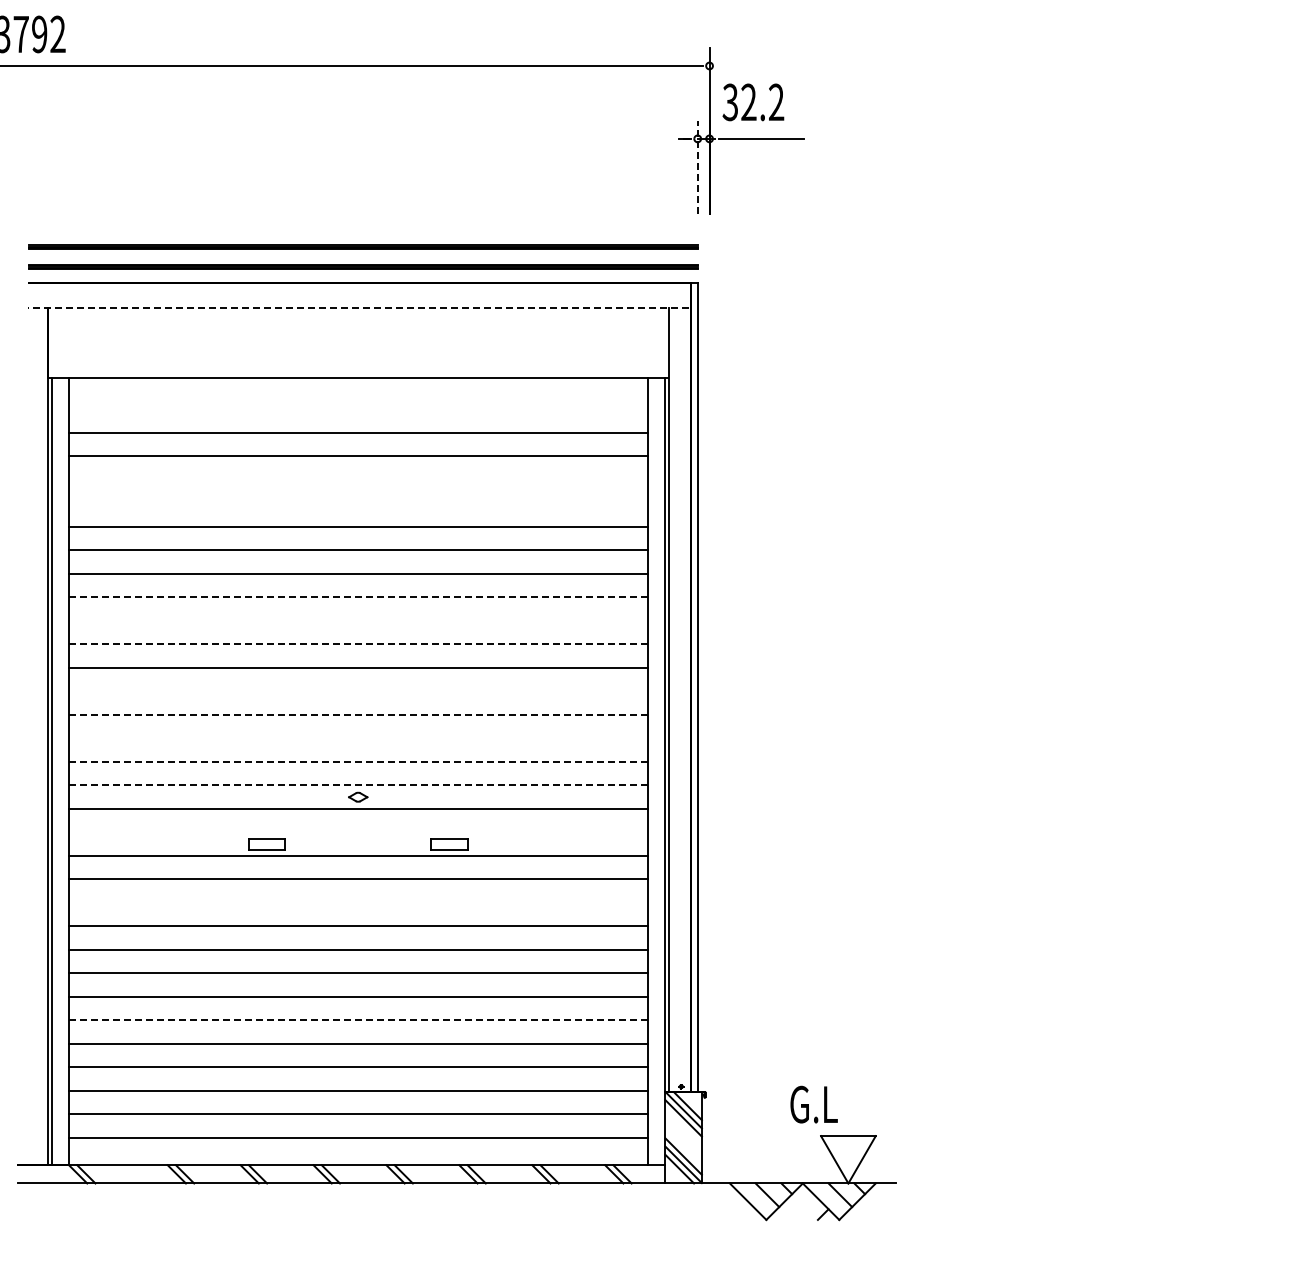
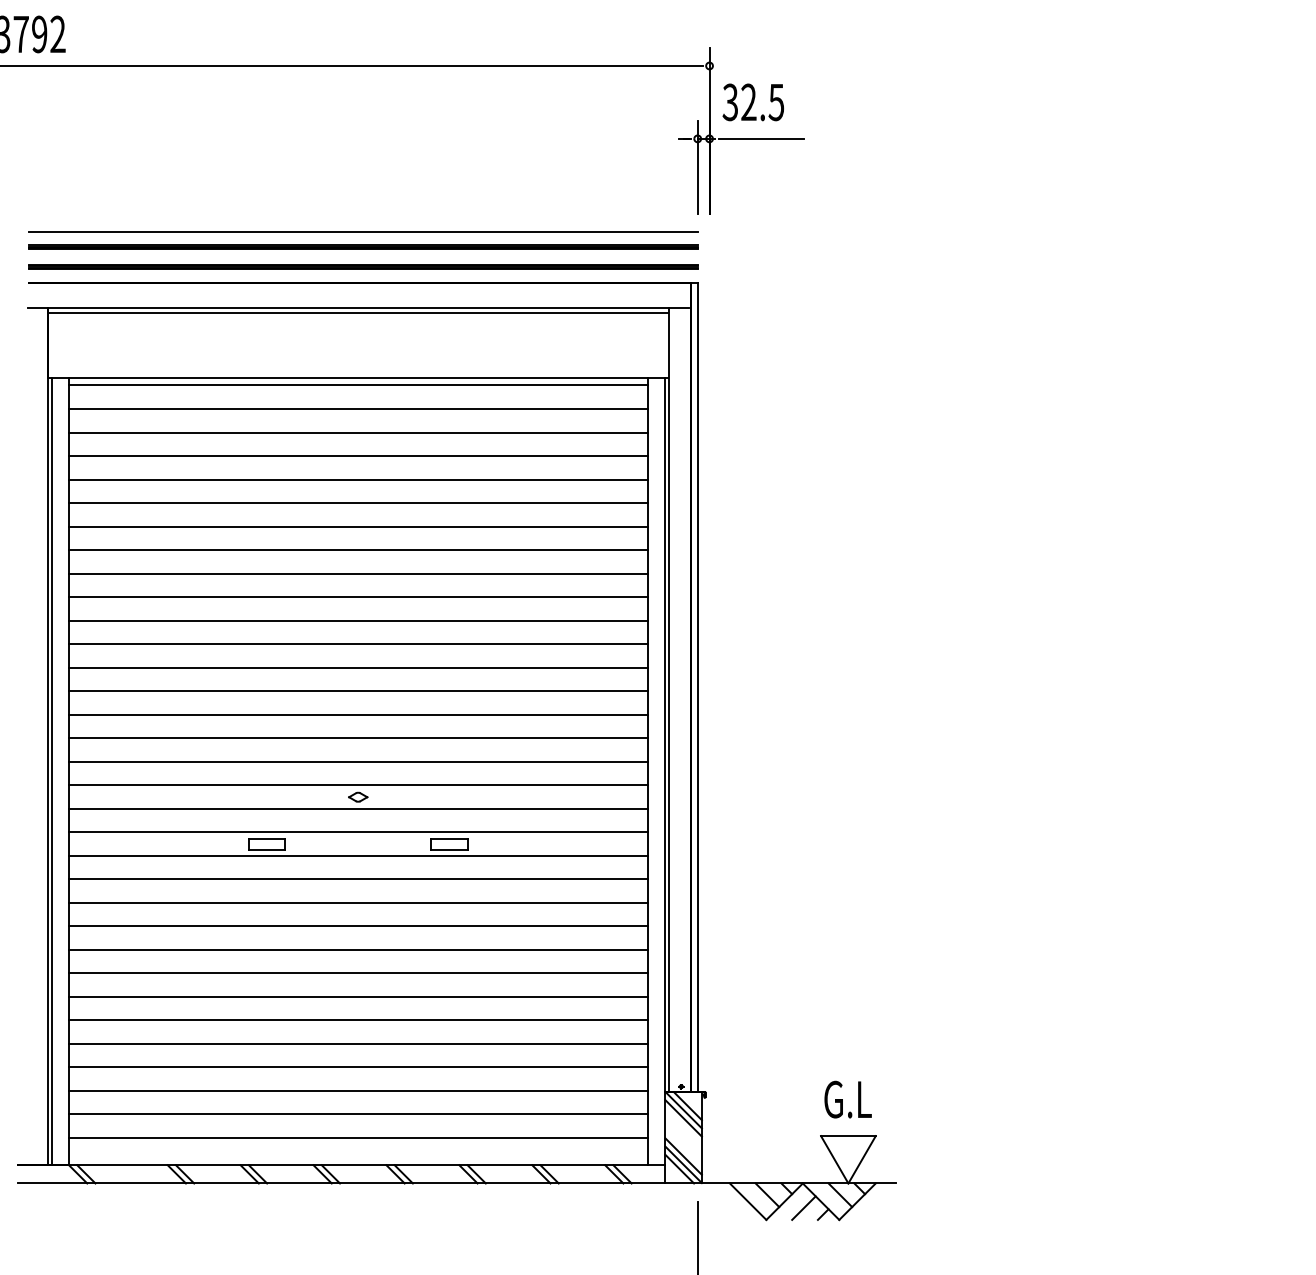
text: 32.2 -> 32.5 (776, 102)
line: dashed -> solid (697, 167)
line: none -> present (363, 231)
line: dashed -> solid (358, 307)
line: none -> present (358, 313)
line: none -> present (357, 385)
line: none -> present (357, 409)
line: none -> present (357, 479)
line: none -> present (357, 503)
line: dashed -> solid (358, 597)
line: none -> present (357, 620)
line: dashed -> solid (358, 644)
line: none -> present (357, 691)
line: dashed -> solid (358, 714)
line: none -> present (357, 738)
line: dashed -> solid (358, 761)
line: dashed -> solid (358, 785)
line: none -> present (357, 832)
line: none -> present (357, 902)
line: dashed -> solid (358, 1020)
text position: (813, 1104) -> (847, 1099) (847, 1099)
line: none -> present (803, 1207)
line: none -> present (697, 1236)
